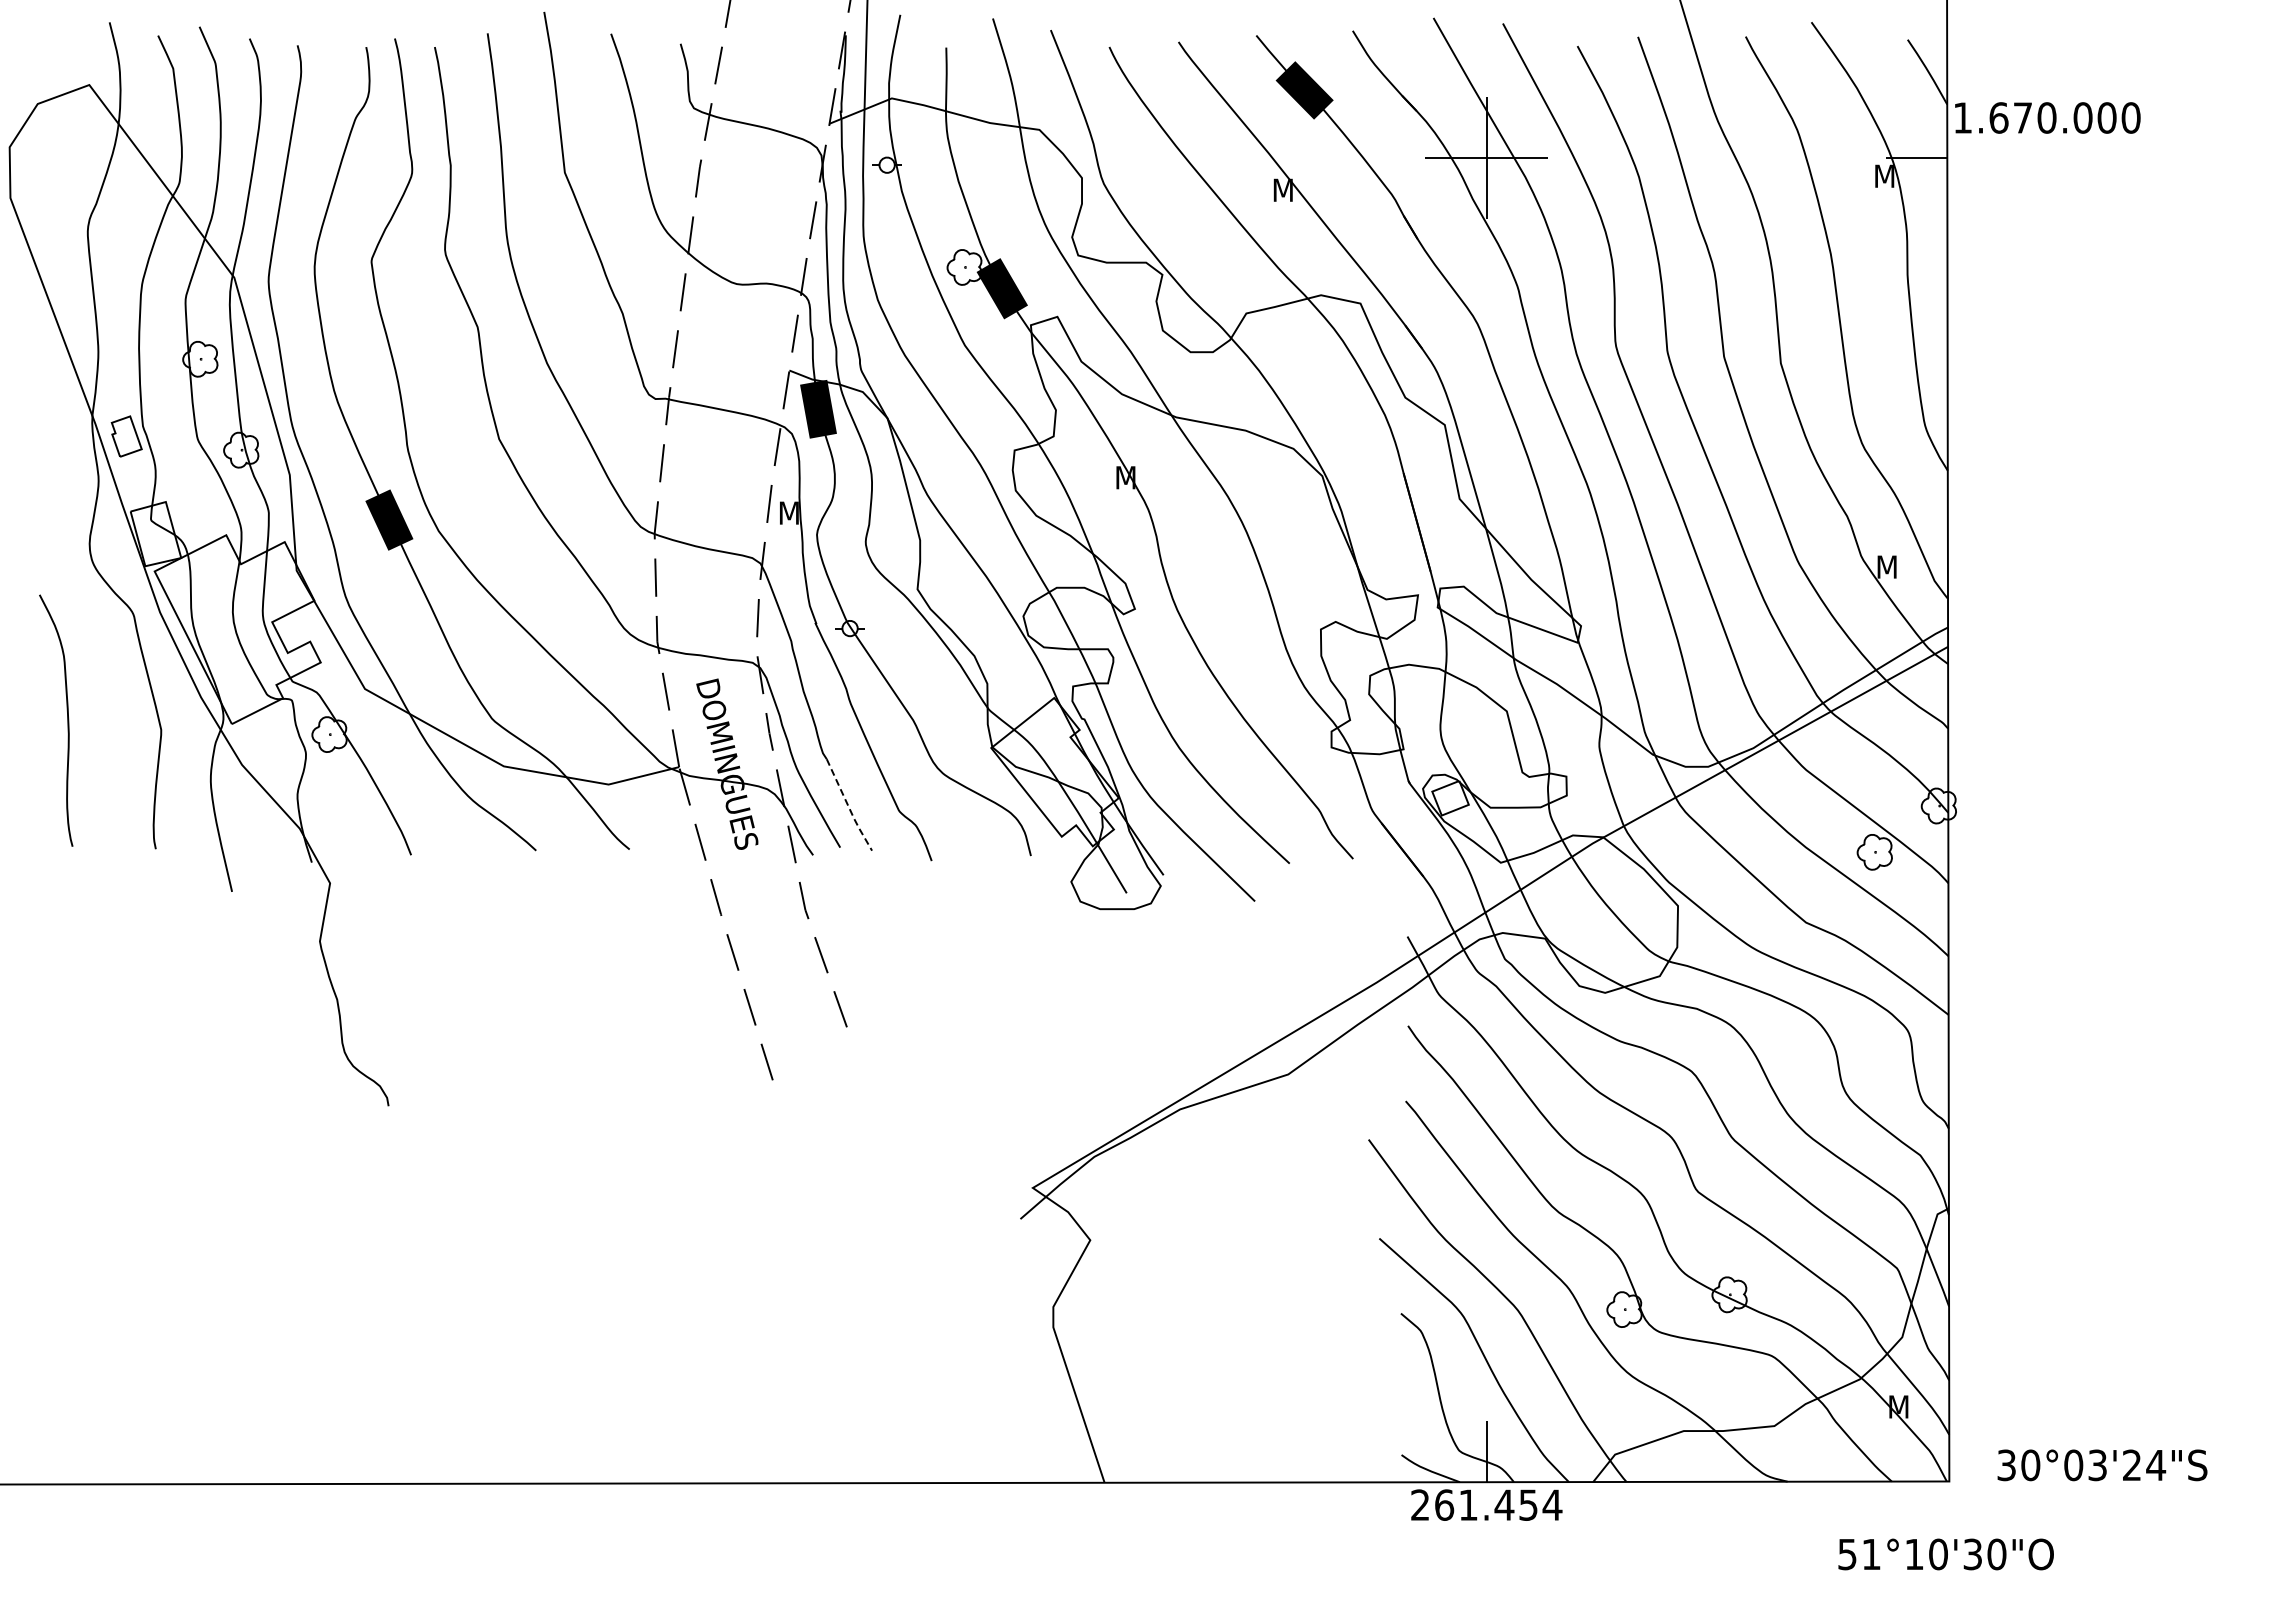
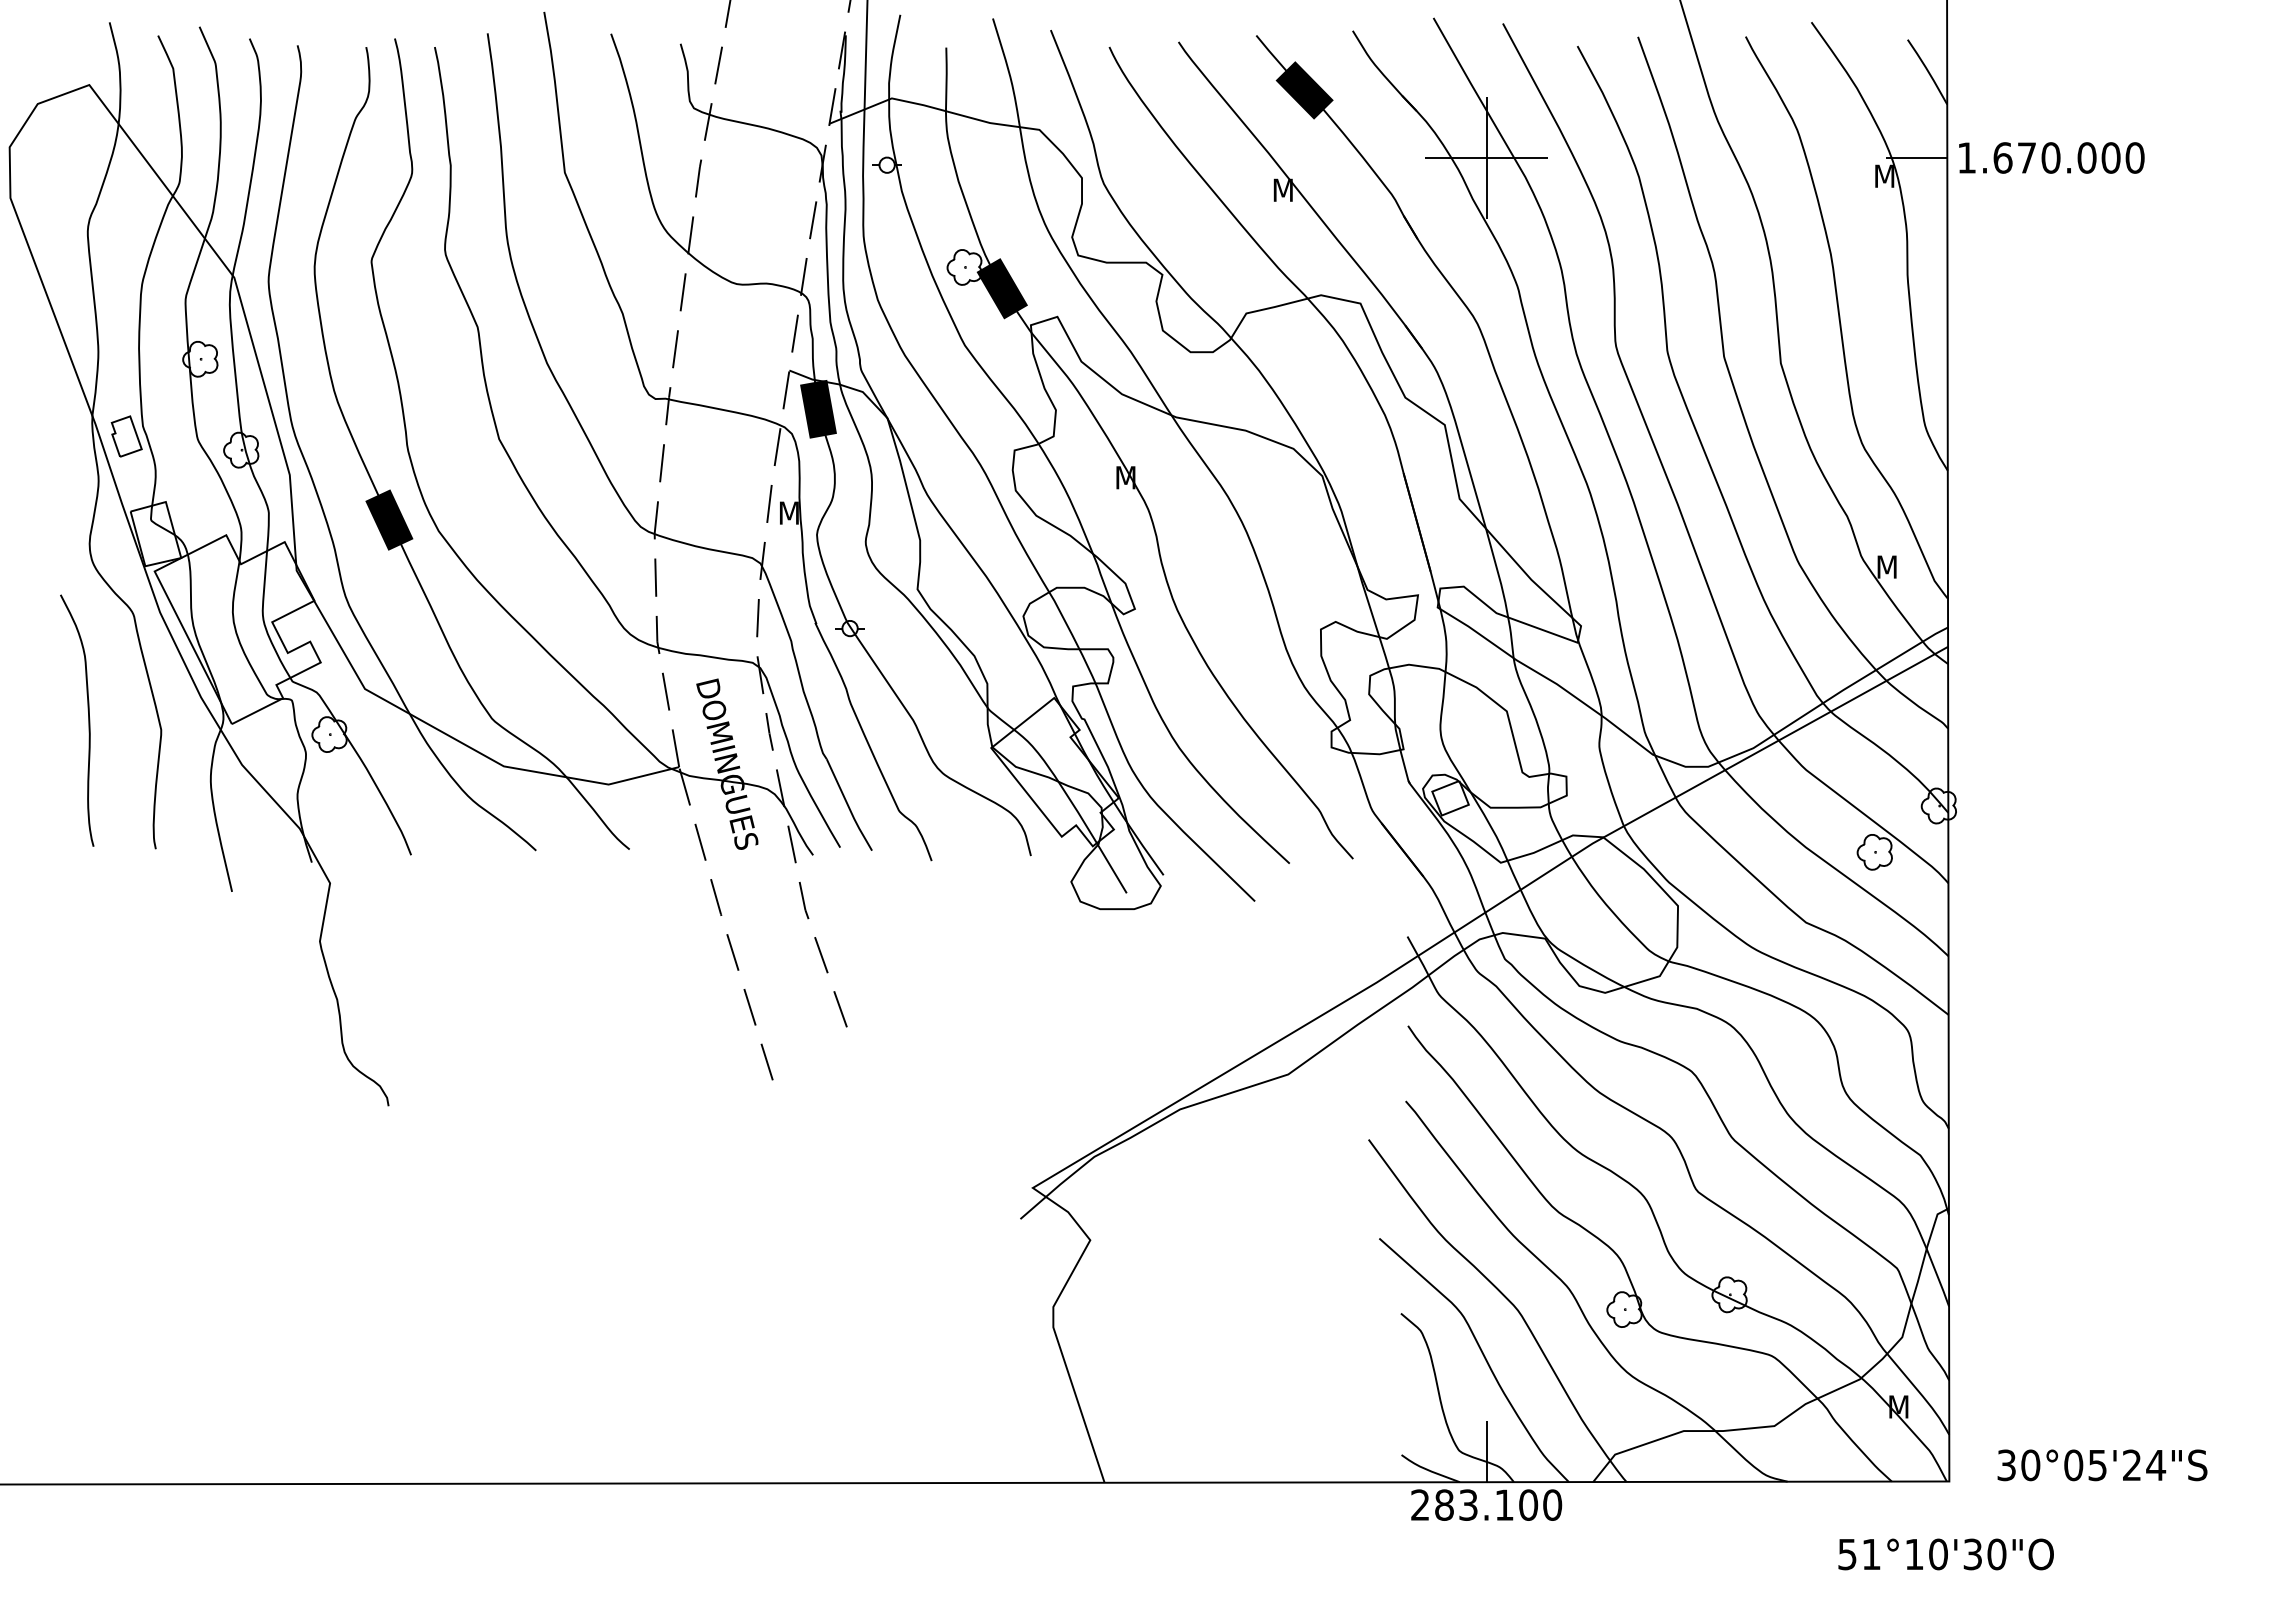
text position: (2047, 117) -> (2051, 157) (2051, 157)
curve position: (67, 720) -> (88, 720) (88, 720)
line: dashed -> solid (848, 807)
text: 30°03'24"S -> 30°05'24"S (2097, 1464)
text: 261.454 -> 283.100 (1498, 1504)
